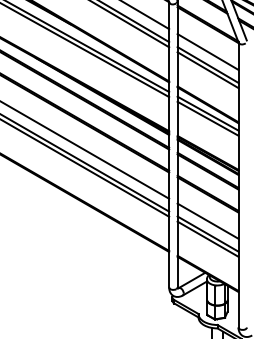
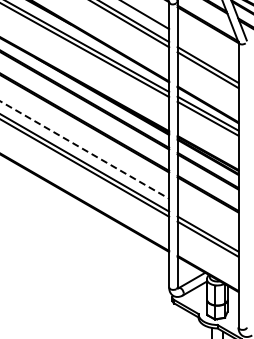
line: present -> none (207, 51)
line: solid -> dashed (85, 150)
line: present -> none (207, 220)
